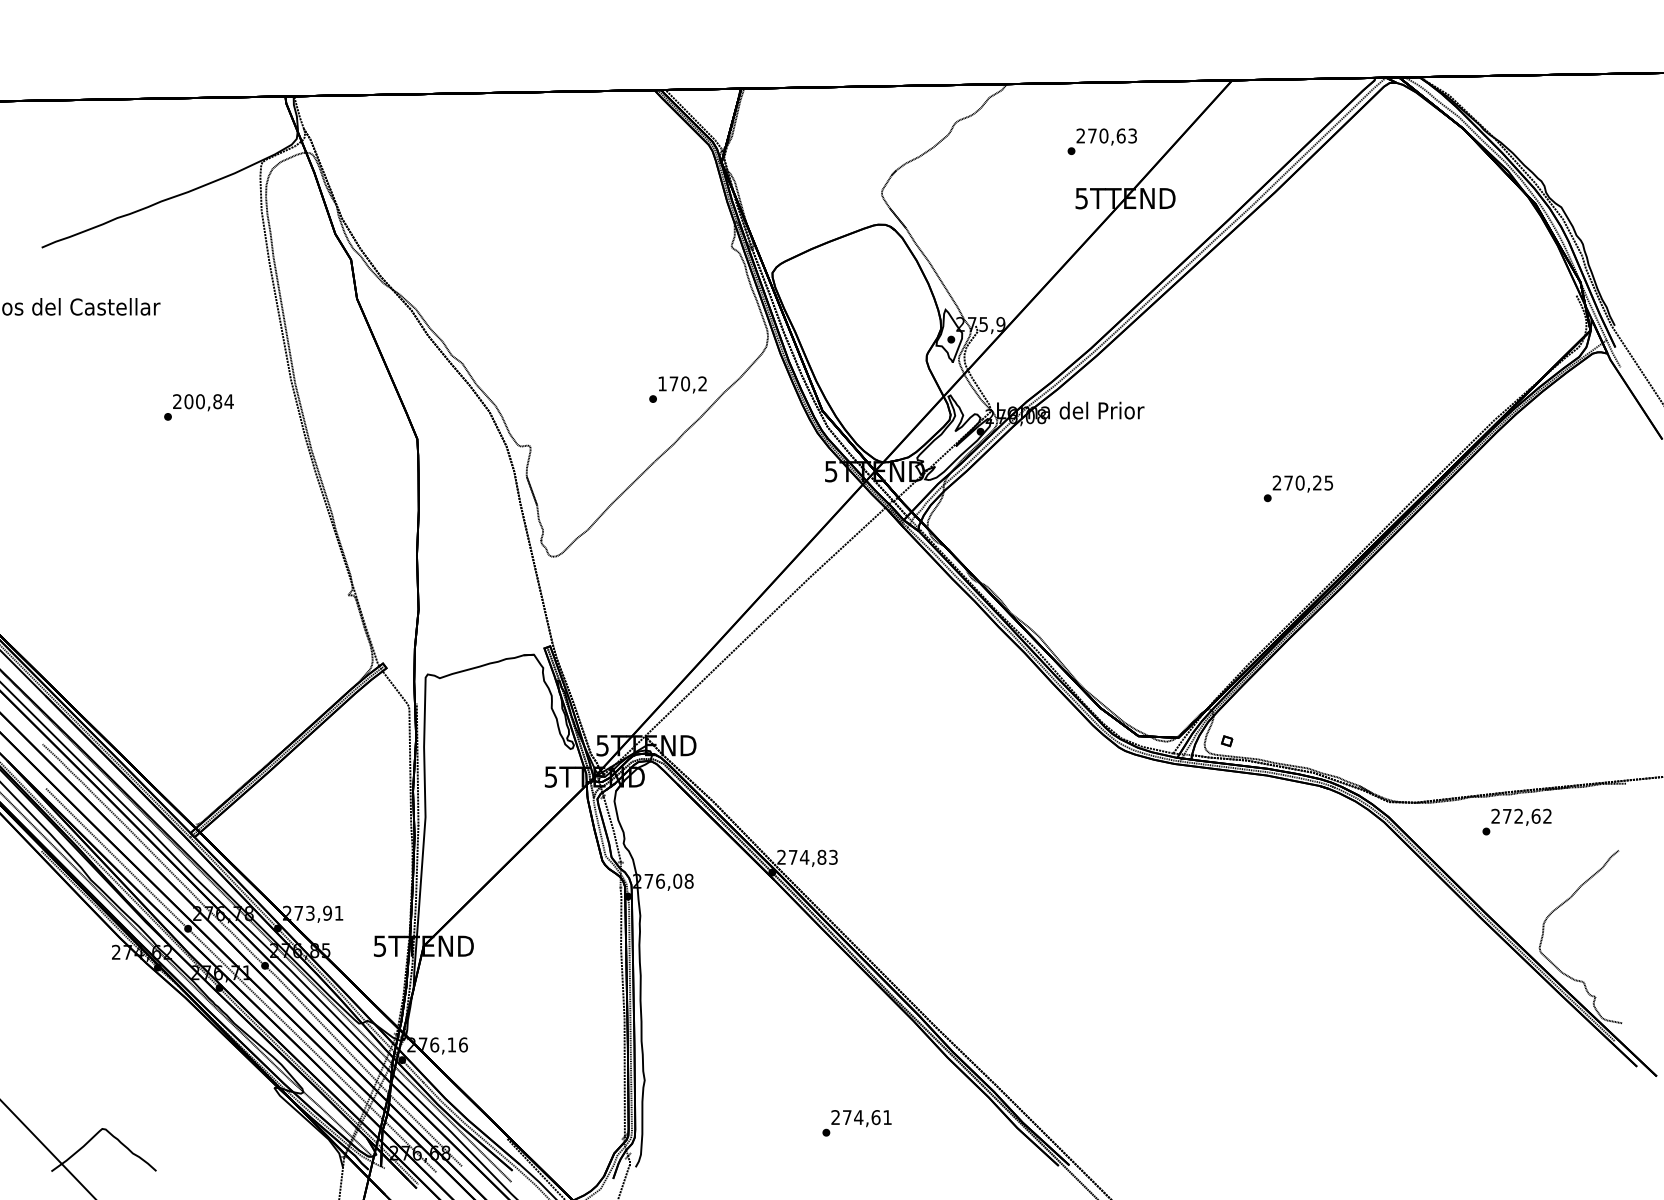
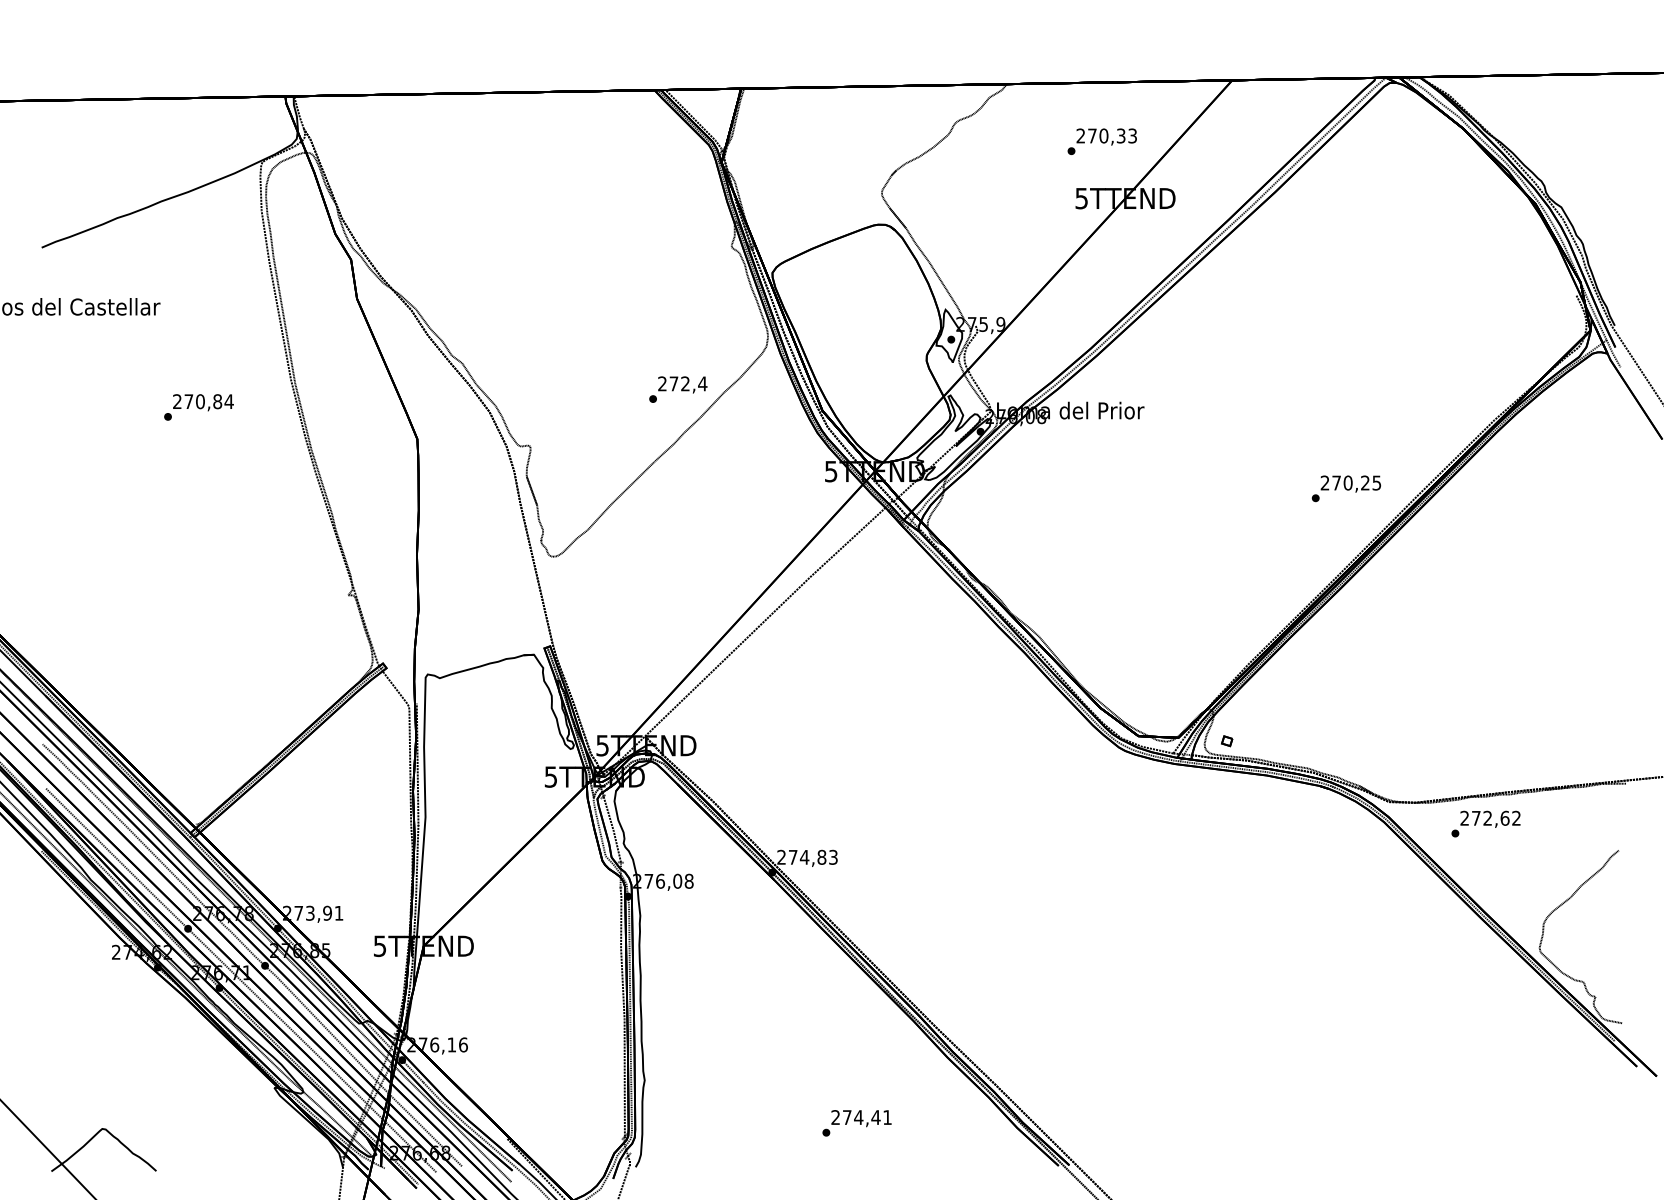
text: 270,63 -> 270,33 (1120, 135)
text: 170,2 -> 272,4 (682, 383)
text: 200,84 -> 270,84 (188, 401)
text position: (1298, 488) -> (1346, 488) (1346, 488)
text position: (1516, 821) -> (1485, 823) (1485, 823)
text: 274,61 -> 274,41 (875, 1117)
